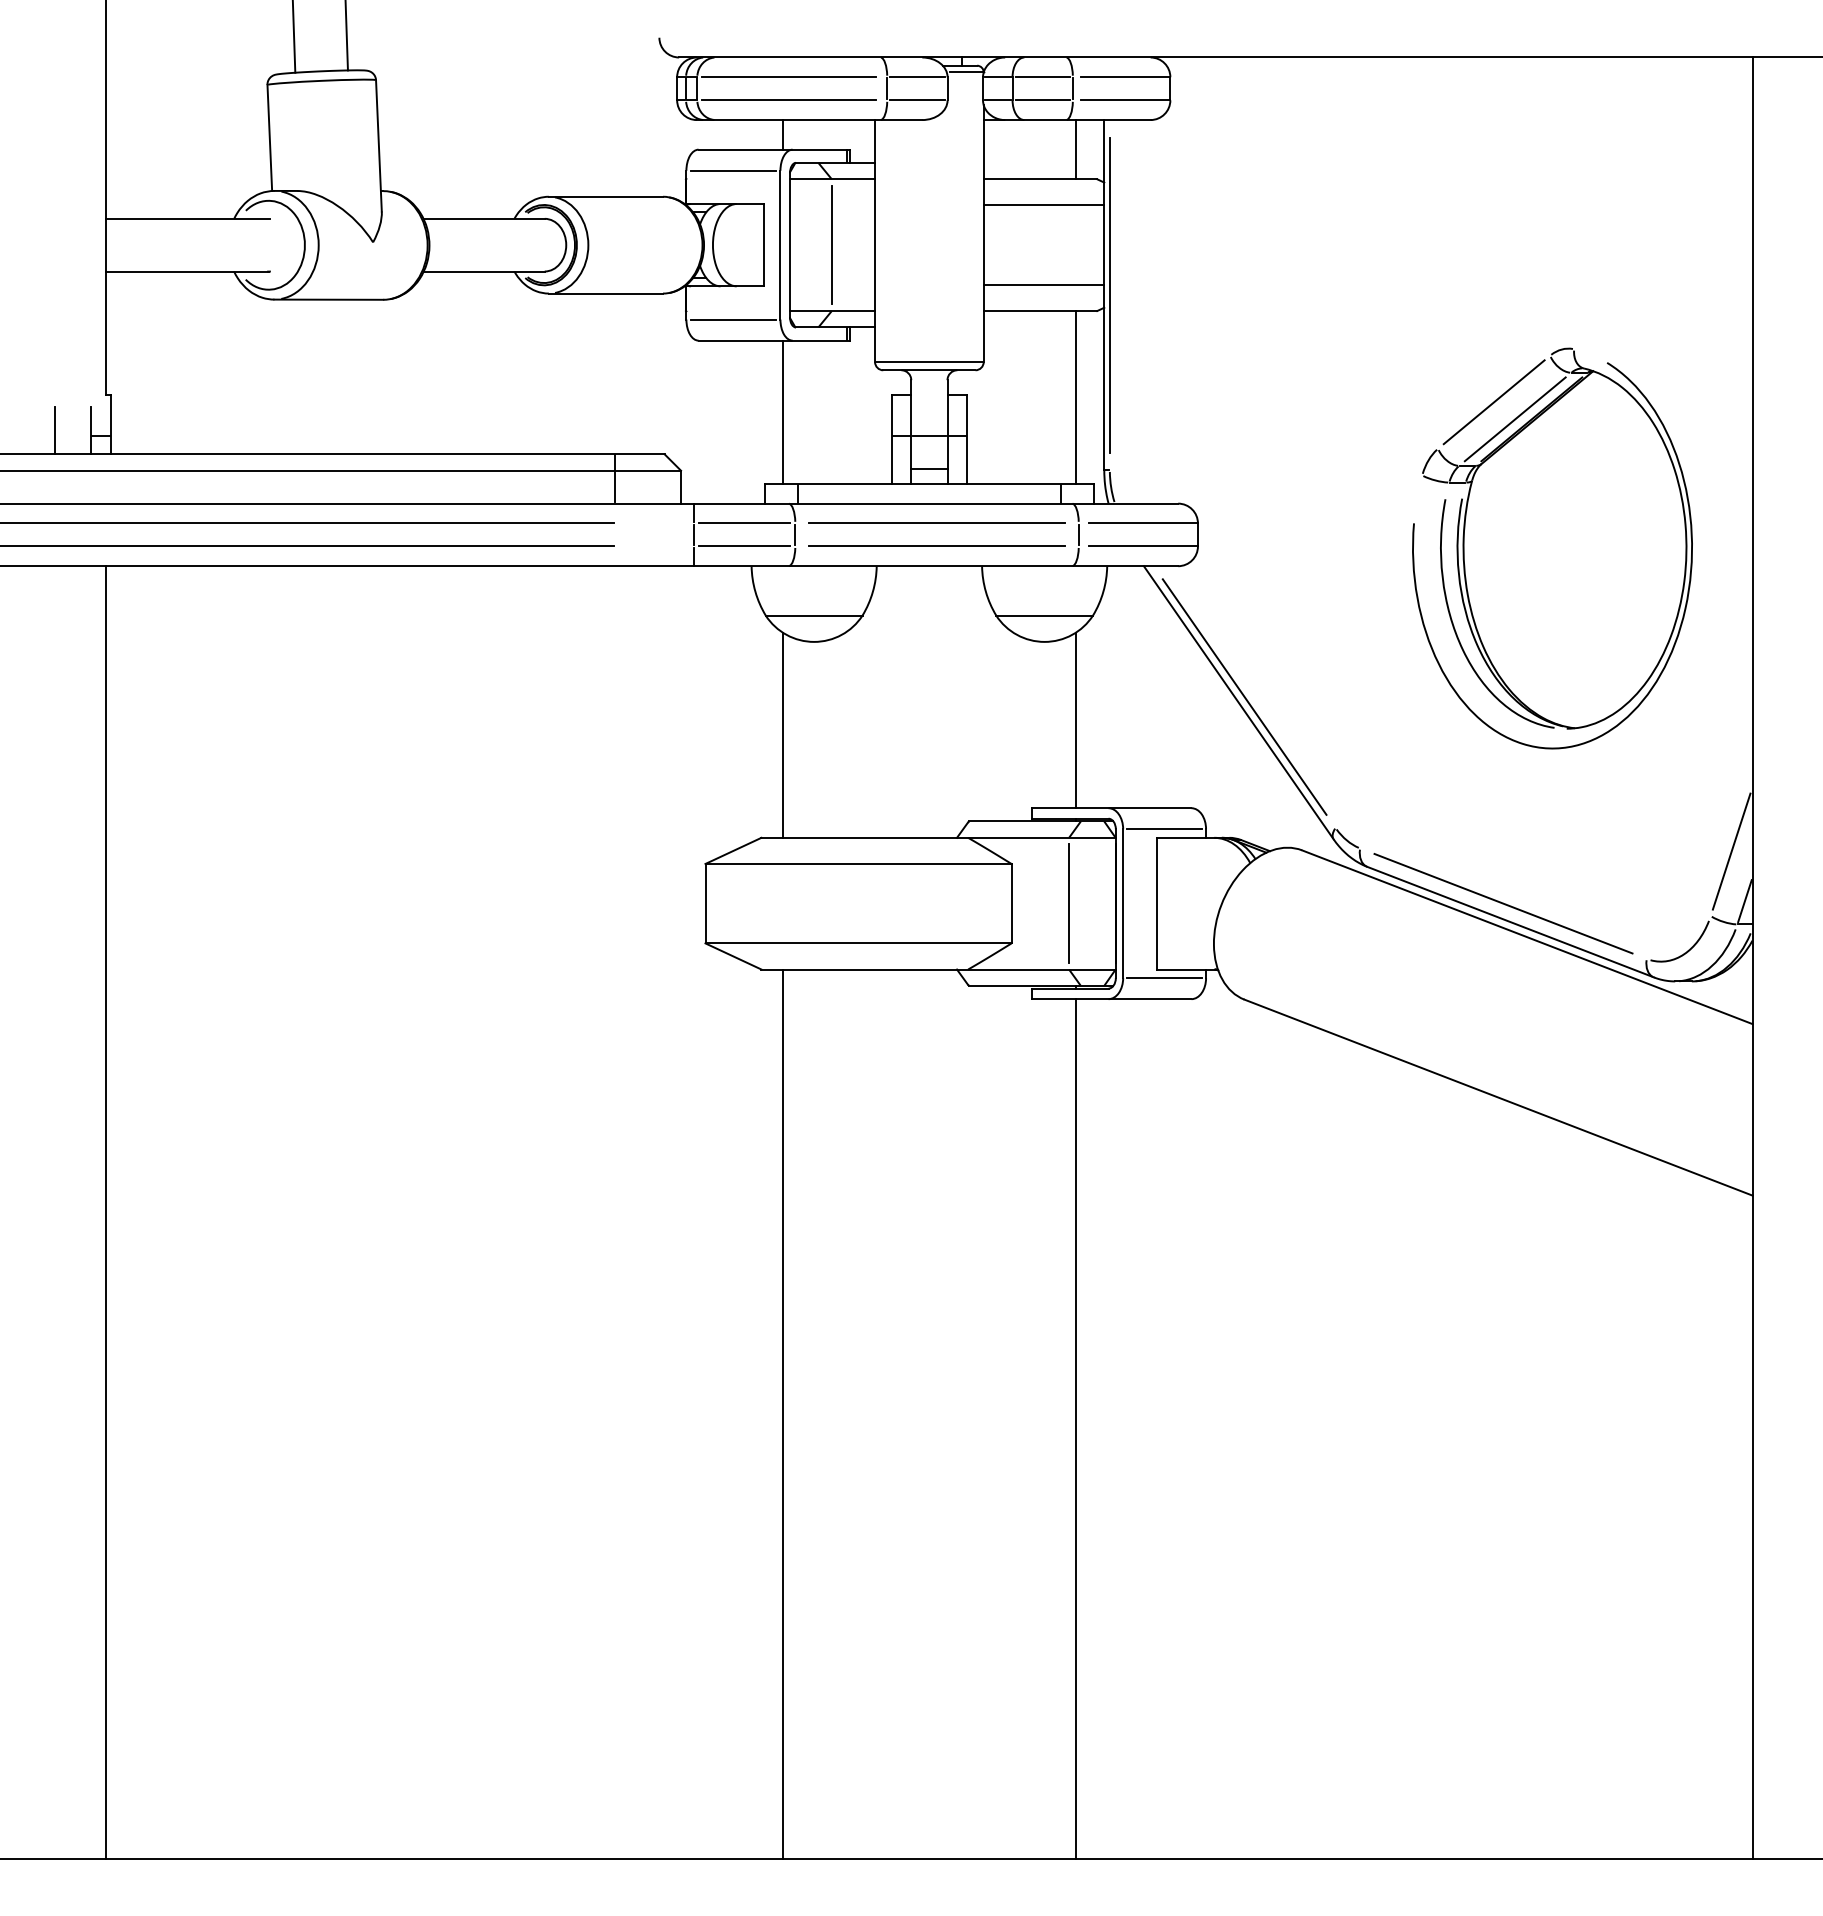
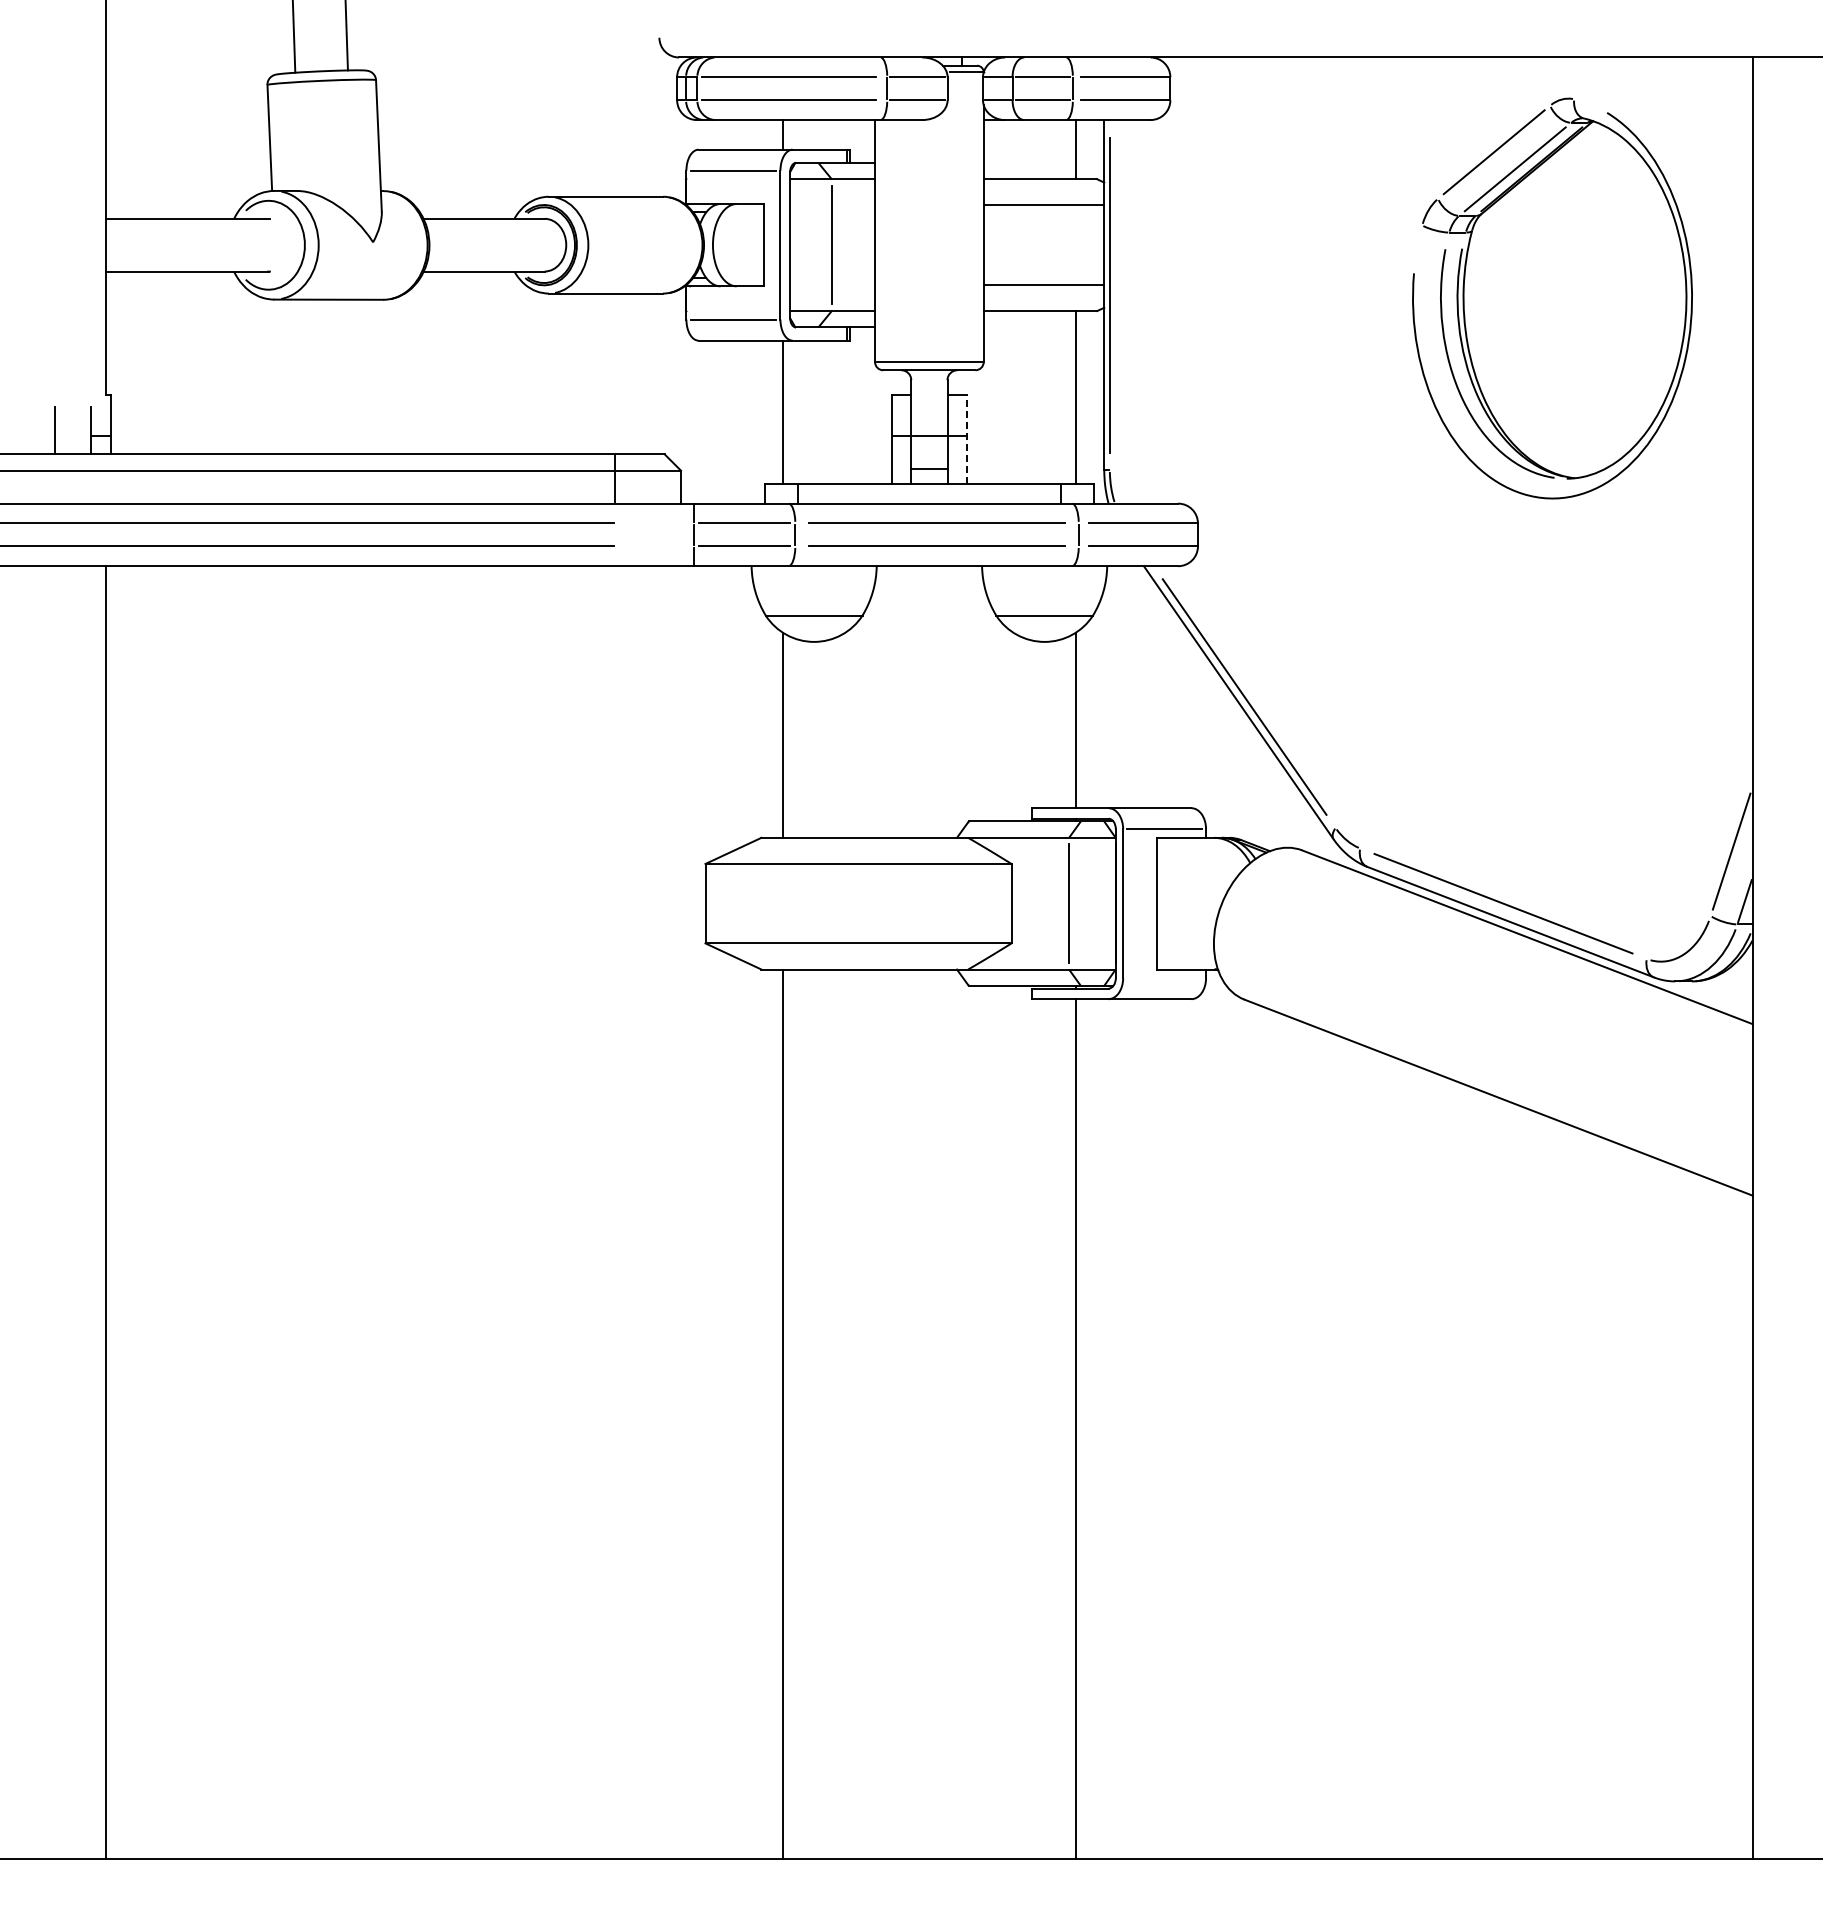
line: solid -> dashed (967, 438)
part position: (1552, 548) -> (1552, 298) (1552, 298)
line: present -> none (1164, 978)
